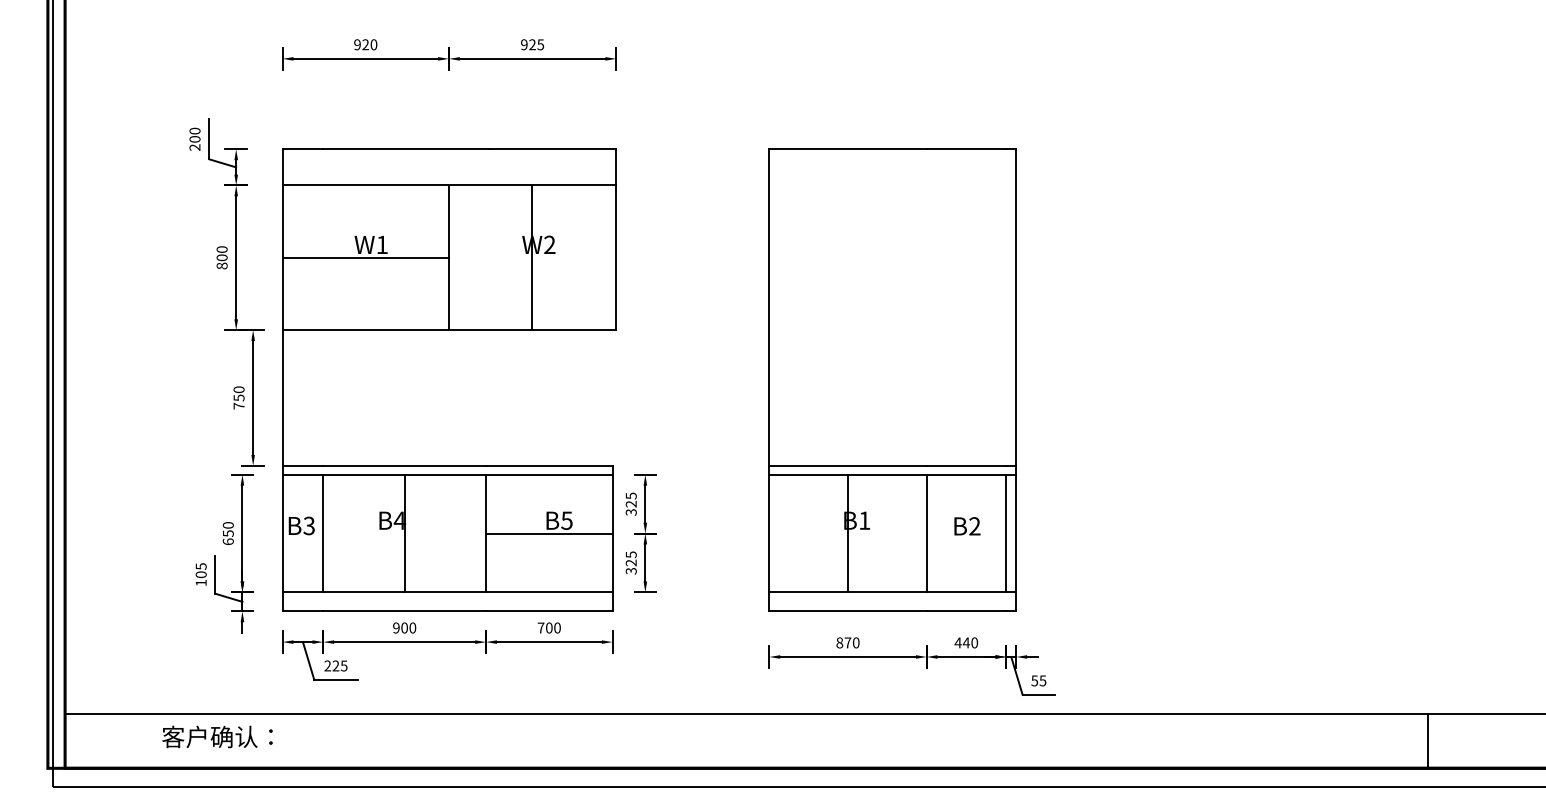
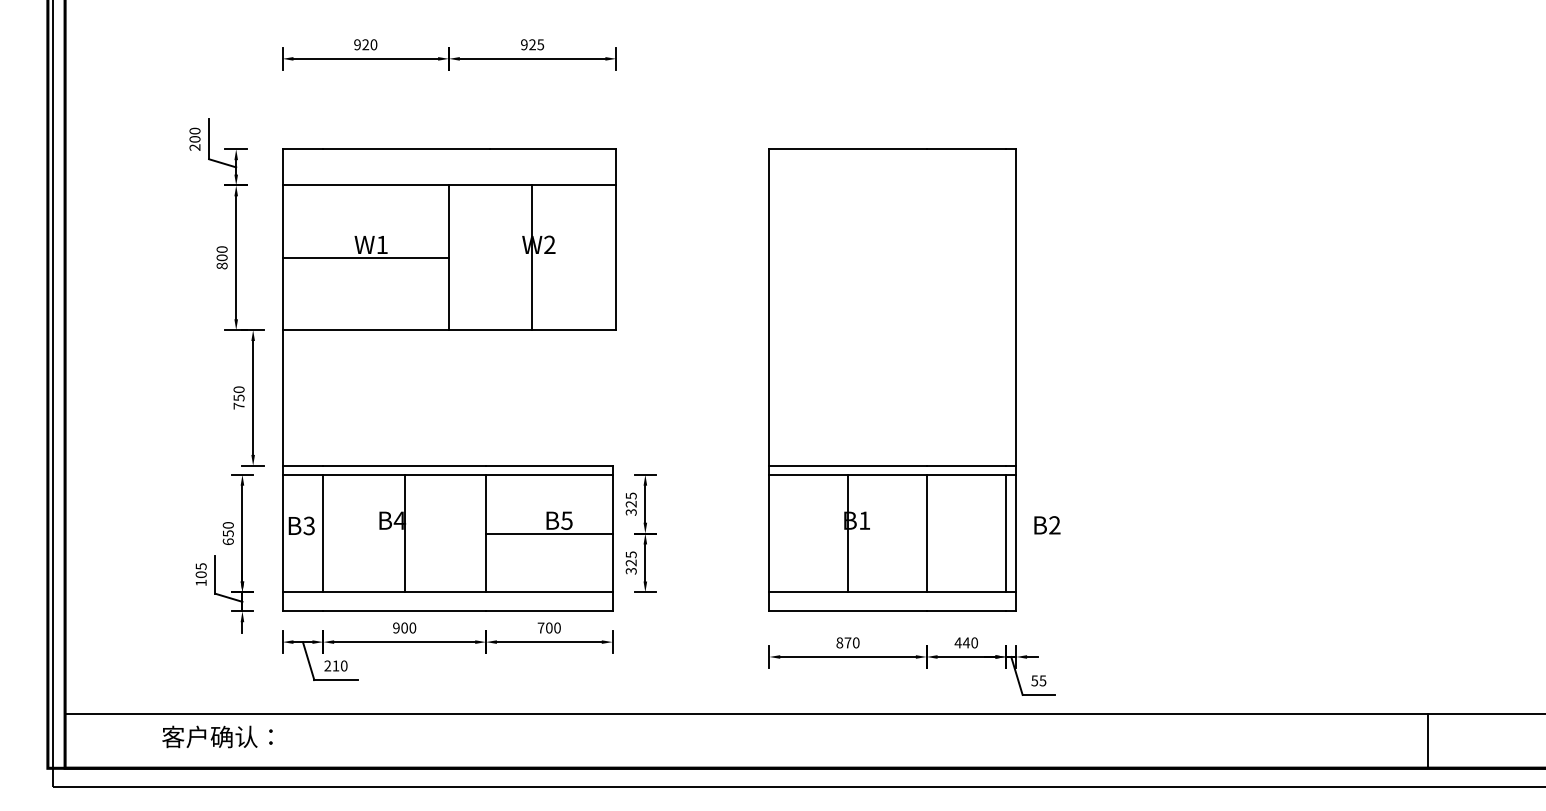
text position: (967, 526) -> (1047, 525) (1047, 525)
text: 225 -> 210 (339, 665)
